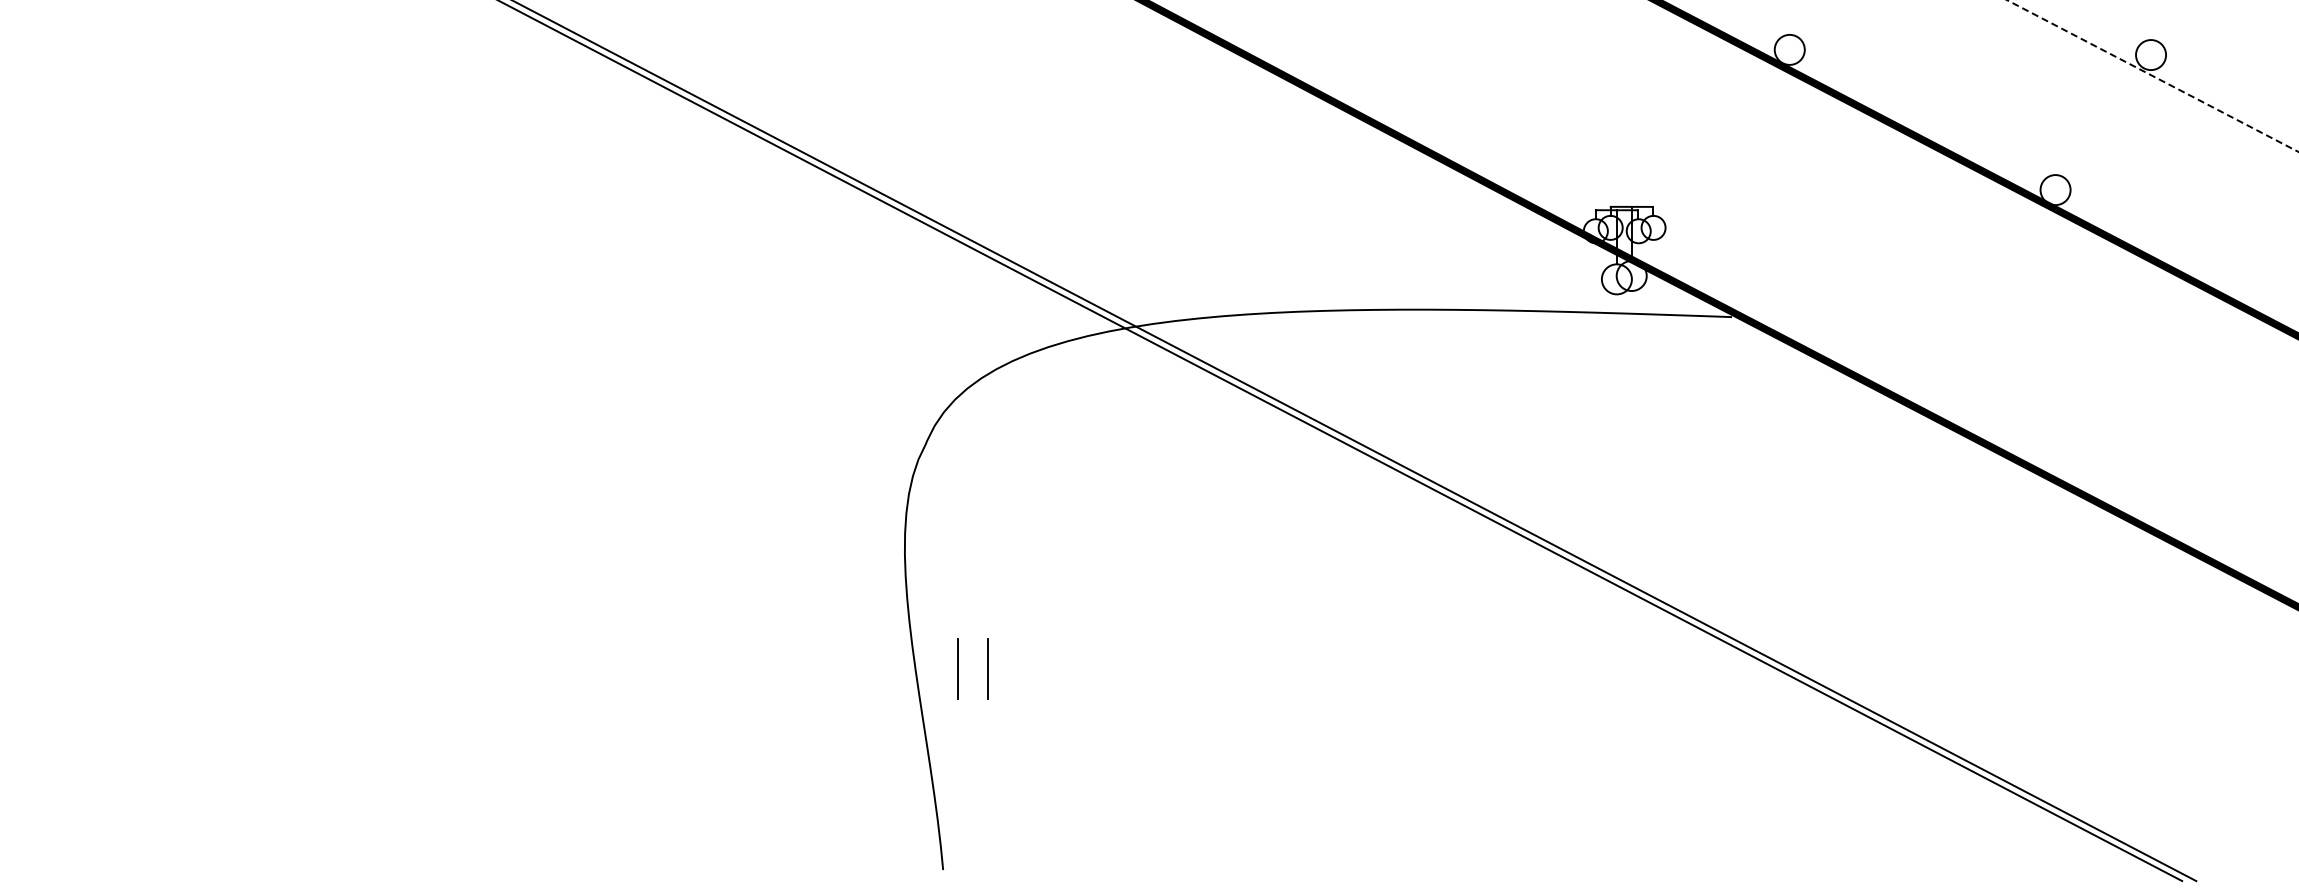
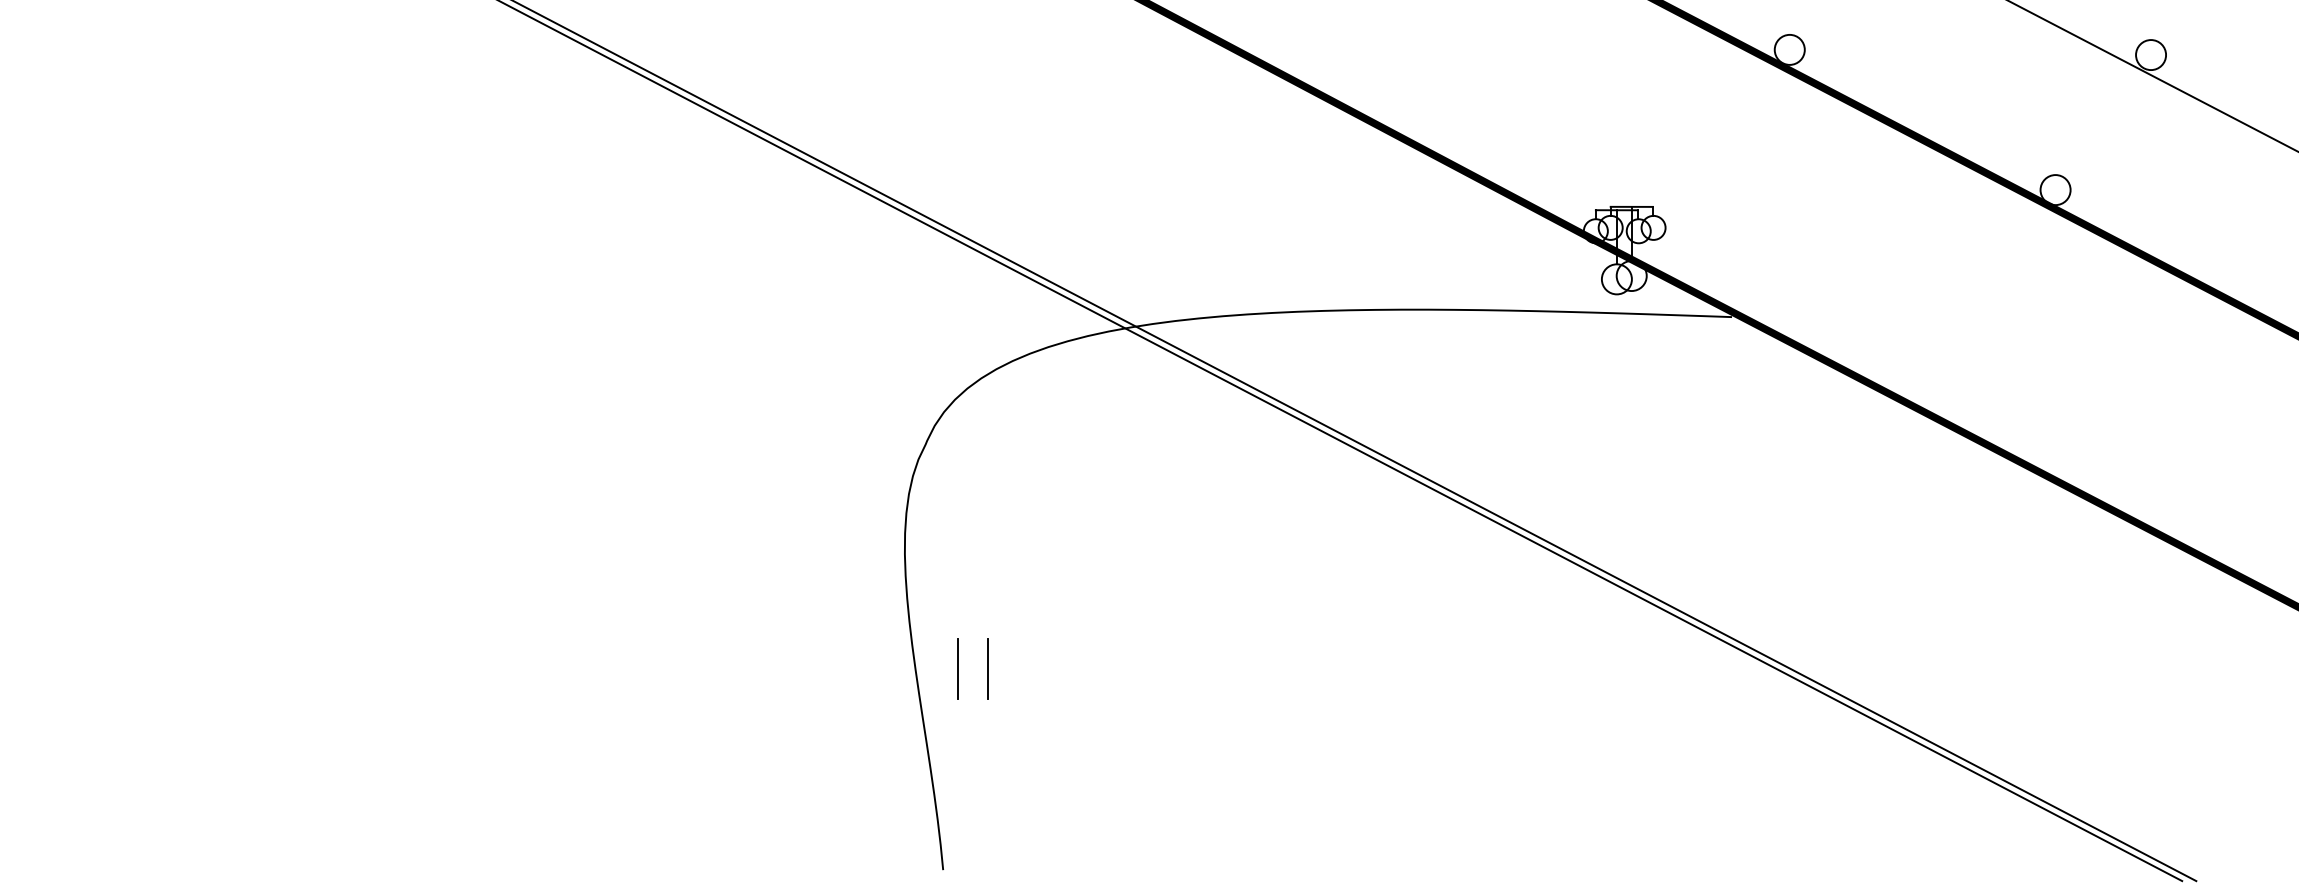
line: dashed -> solid (2152, 75)
